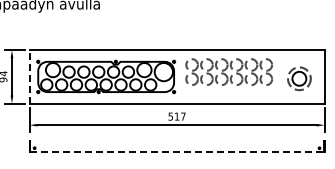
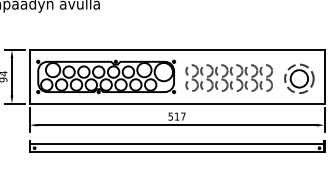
part position: (228, 71) -> (228, 77) (228, 77)
line: dashed -> solid (29, 76)
part size: 25x26 px -> 31x31 px (299, 78)
line: none -> present (177, 143)
line: dashed -> solid (177, 152)
